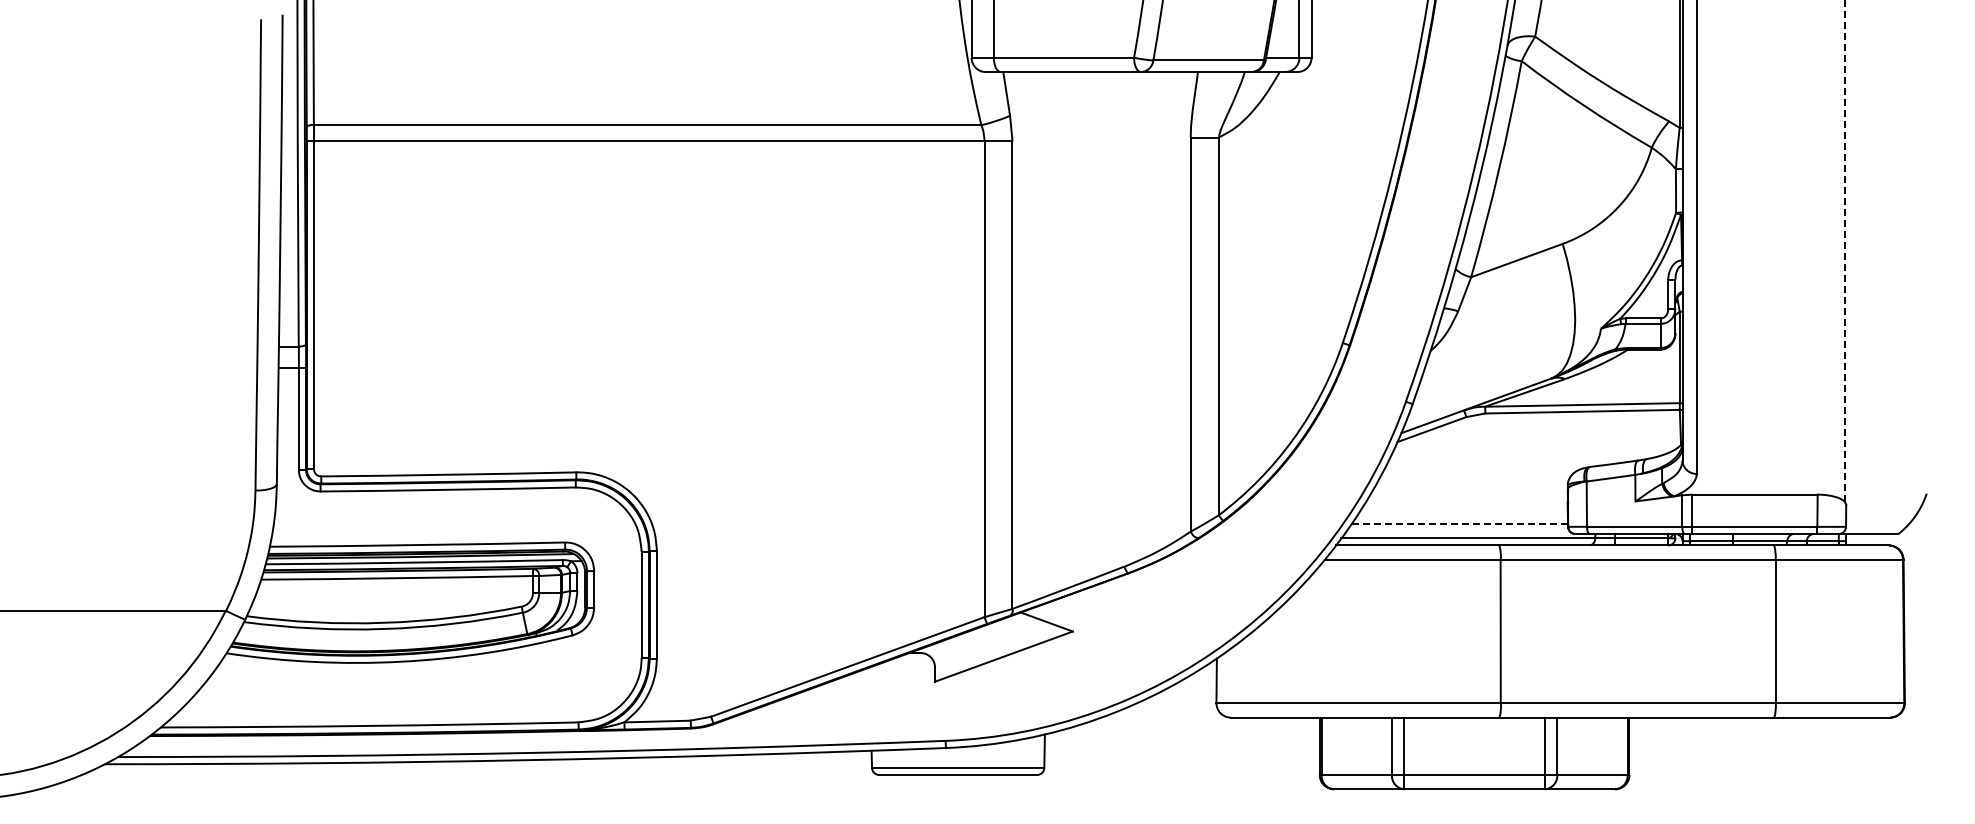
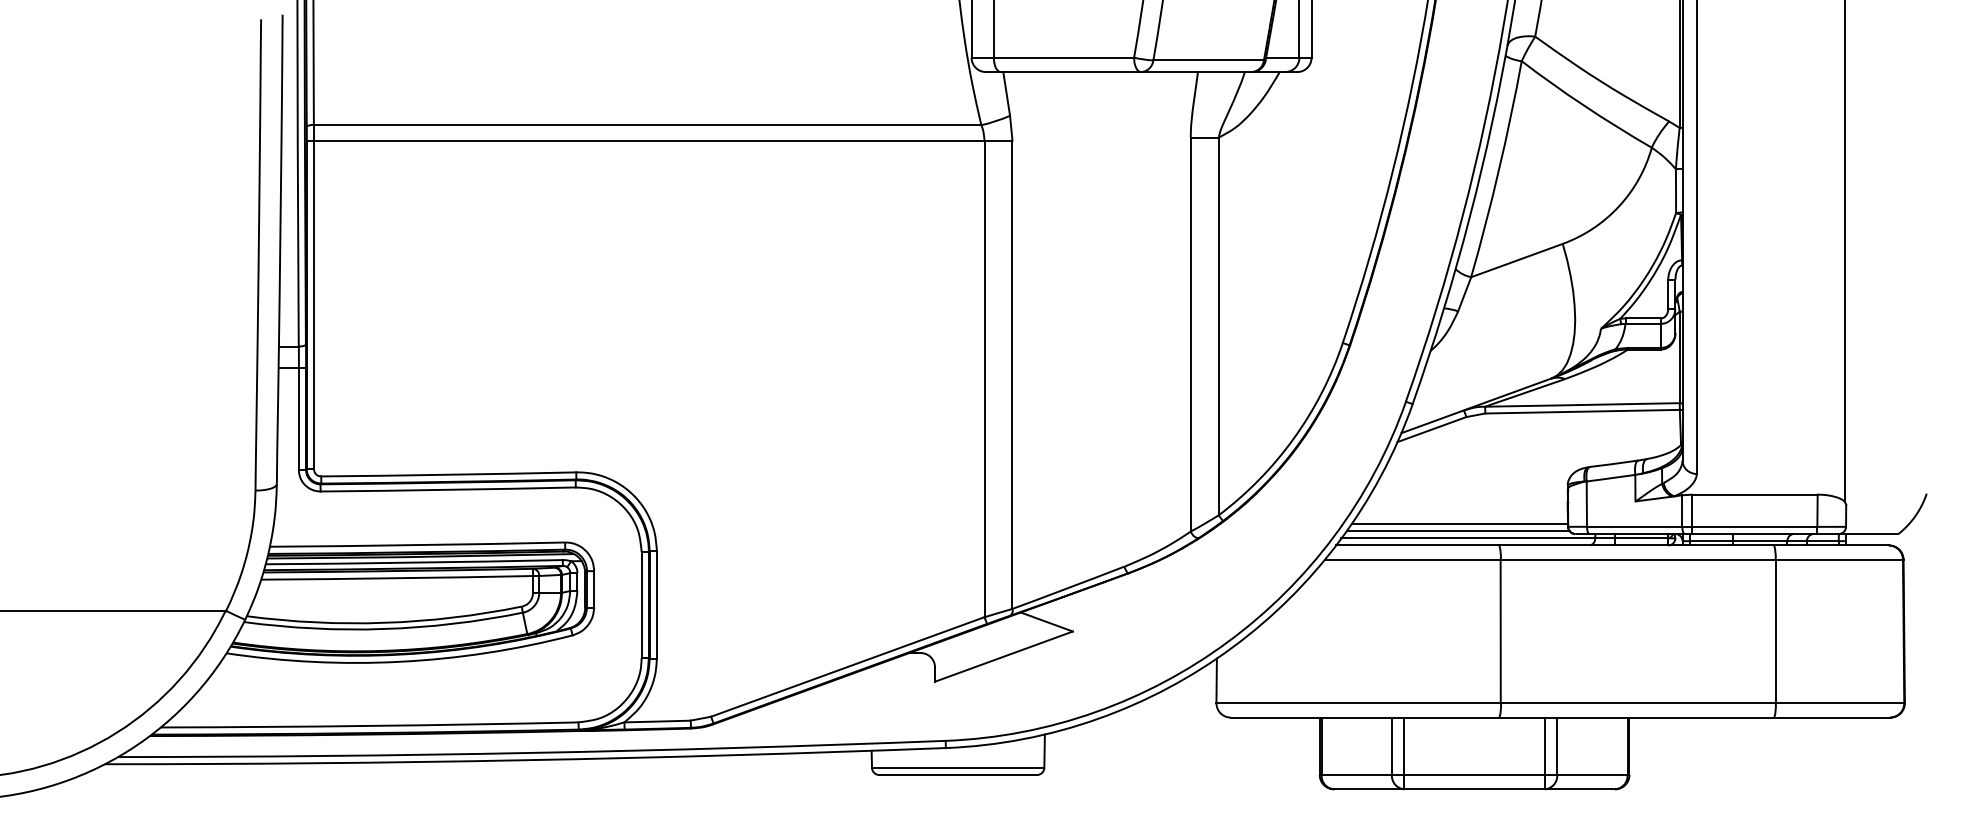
line: dashed -> solid (1845, 251)
line: dashed -> solid (1460, 524)
line: none -> present (1457, 531)
